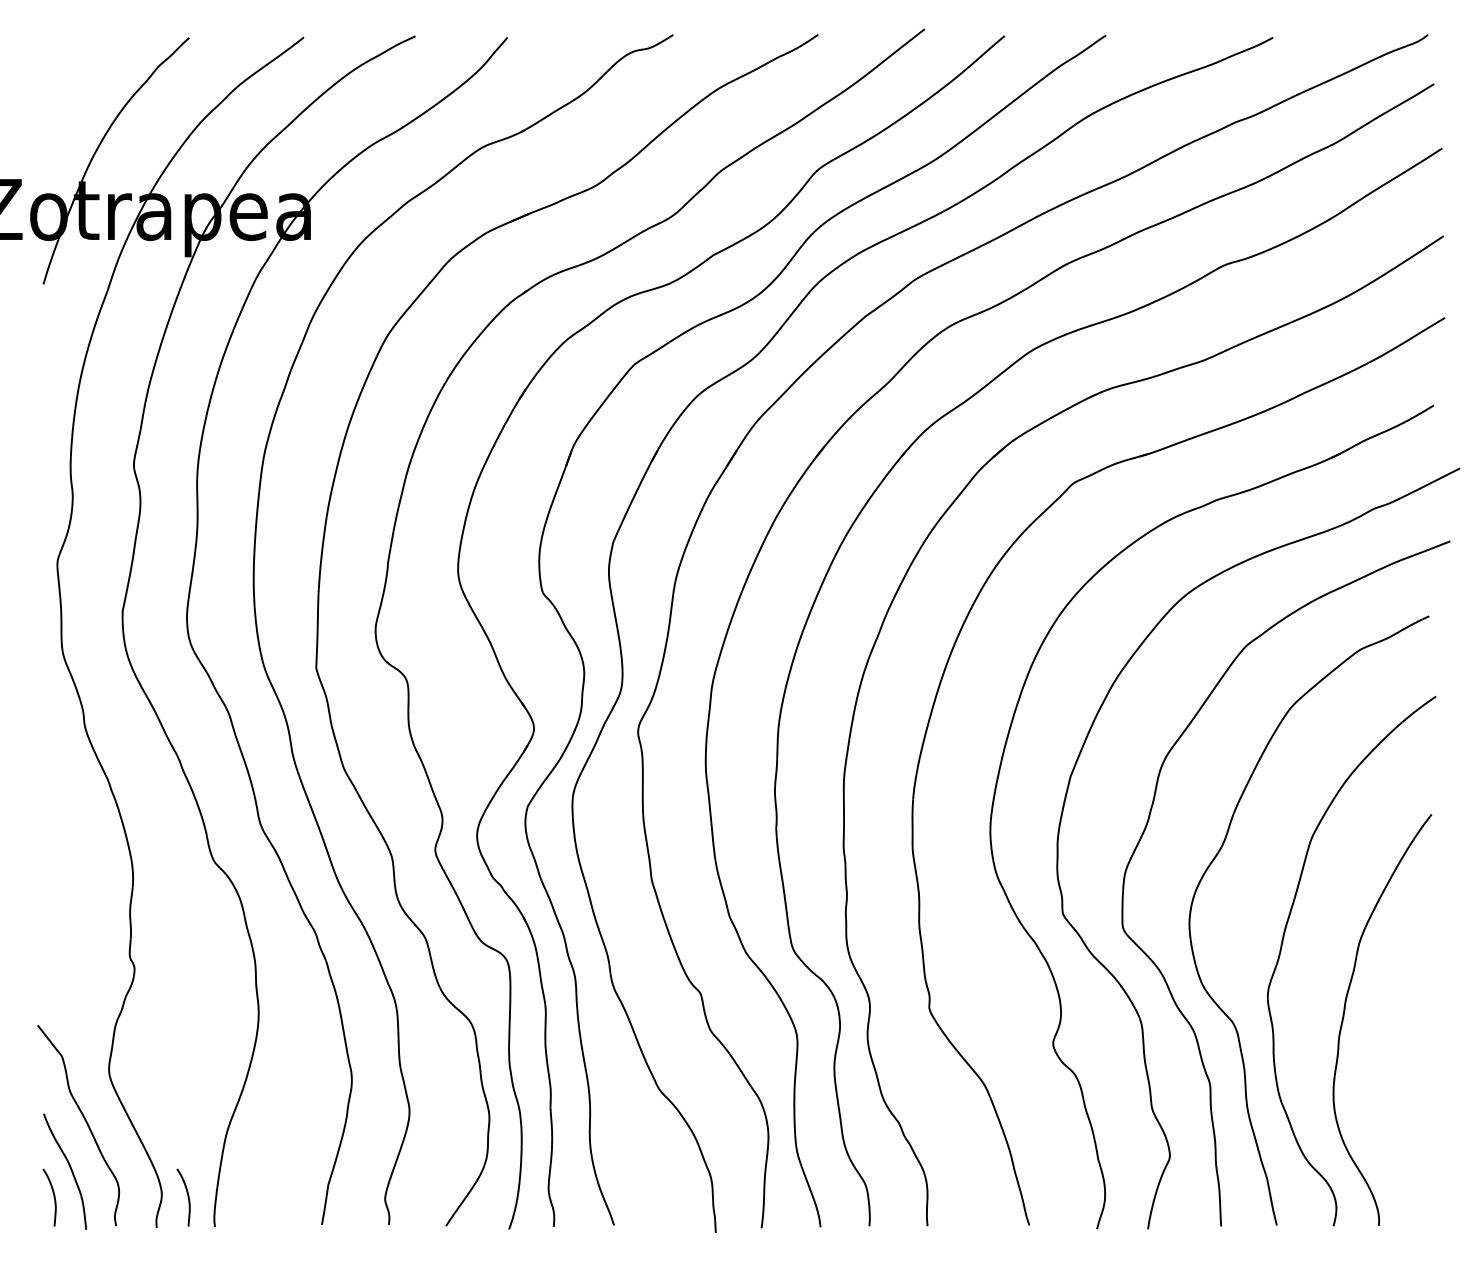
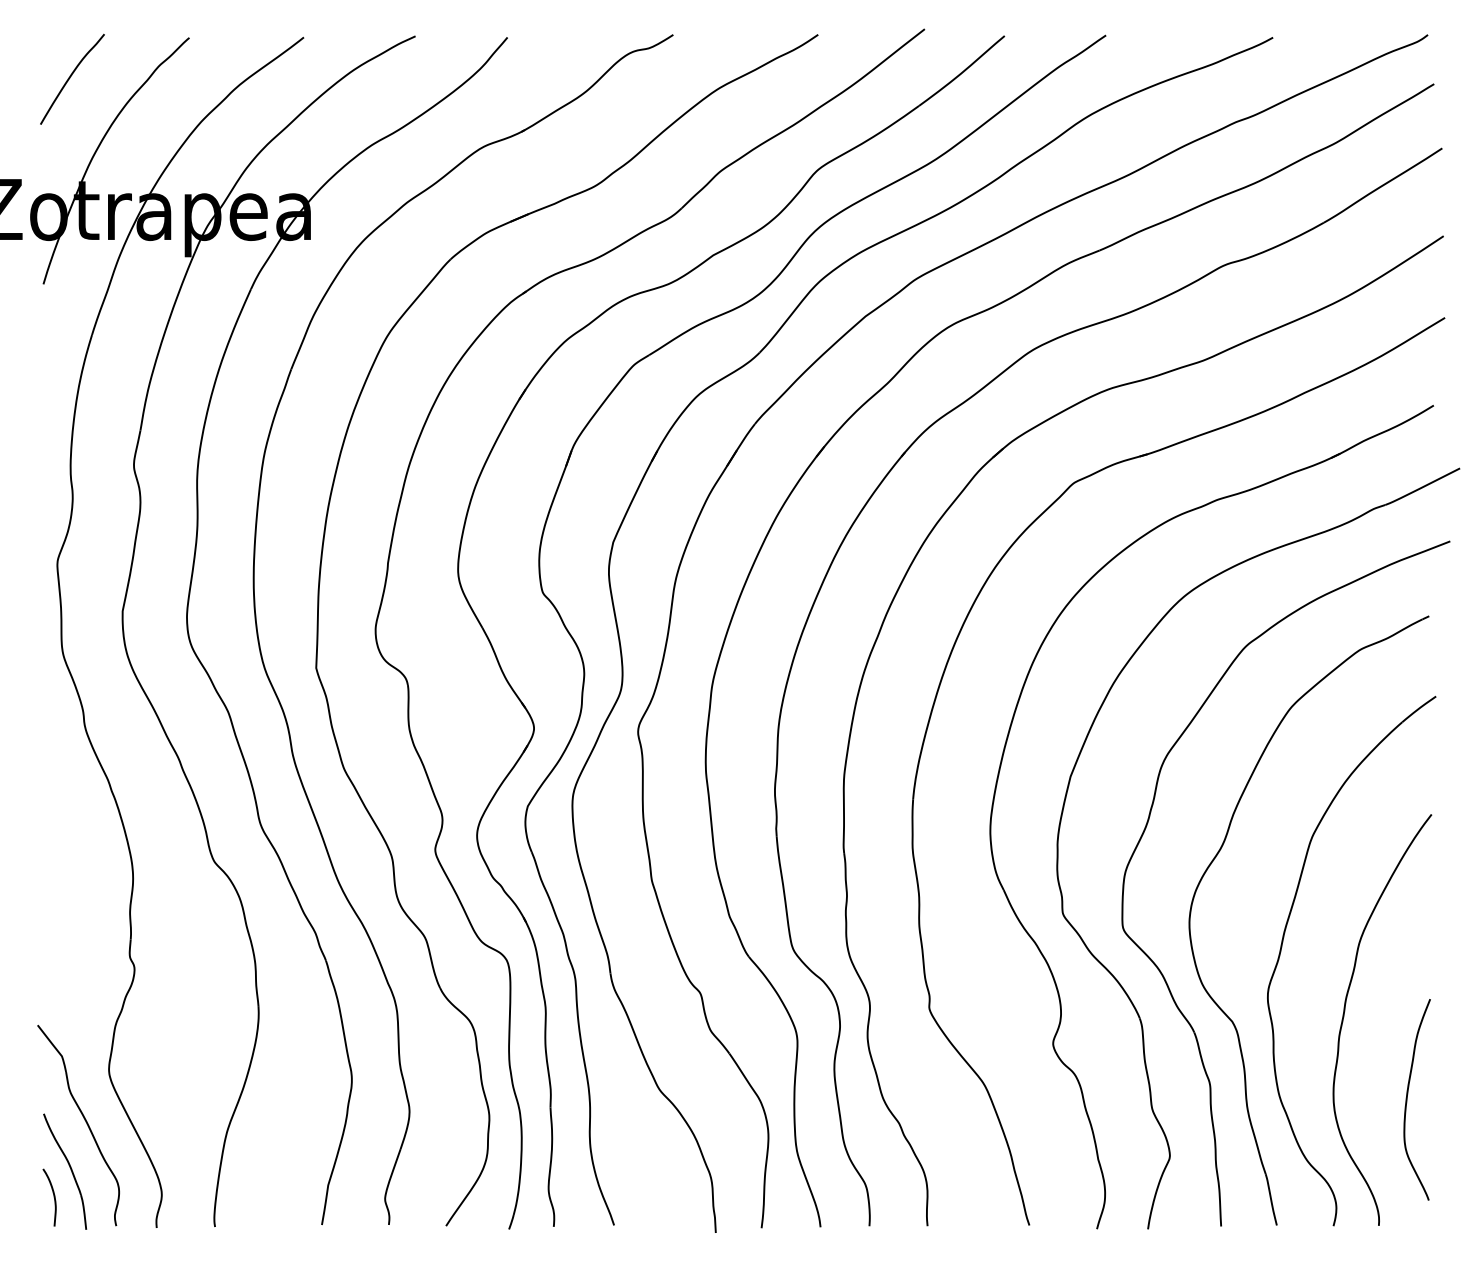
curve: none -> present (70, 78)
curve: none -> present (1407, 1099)
curve: present -> none (187, 1197)
